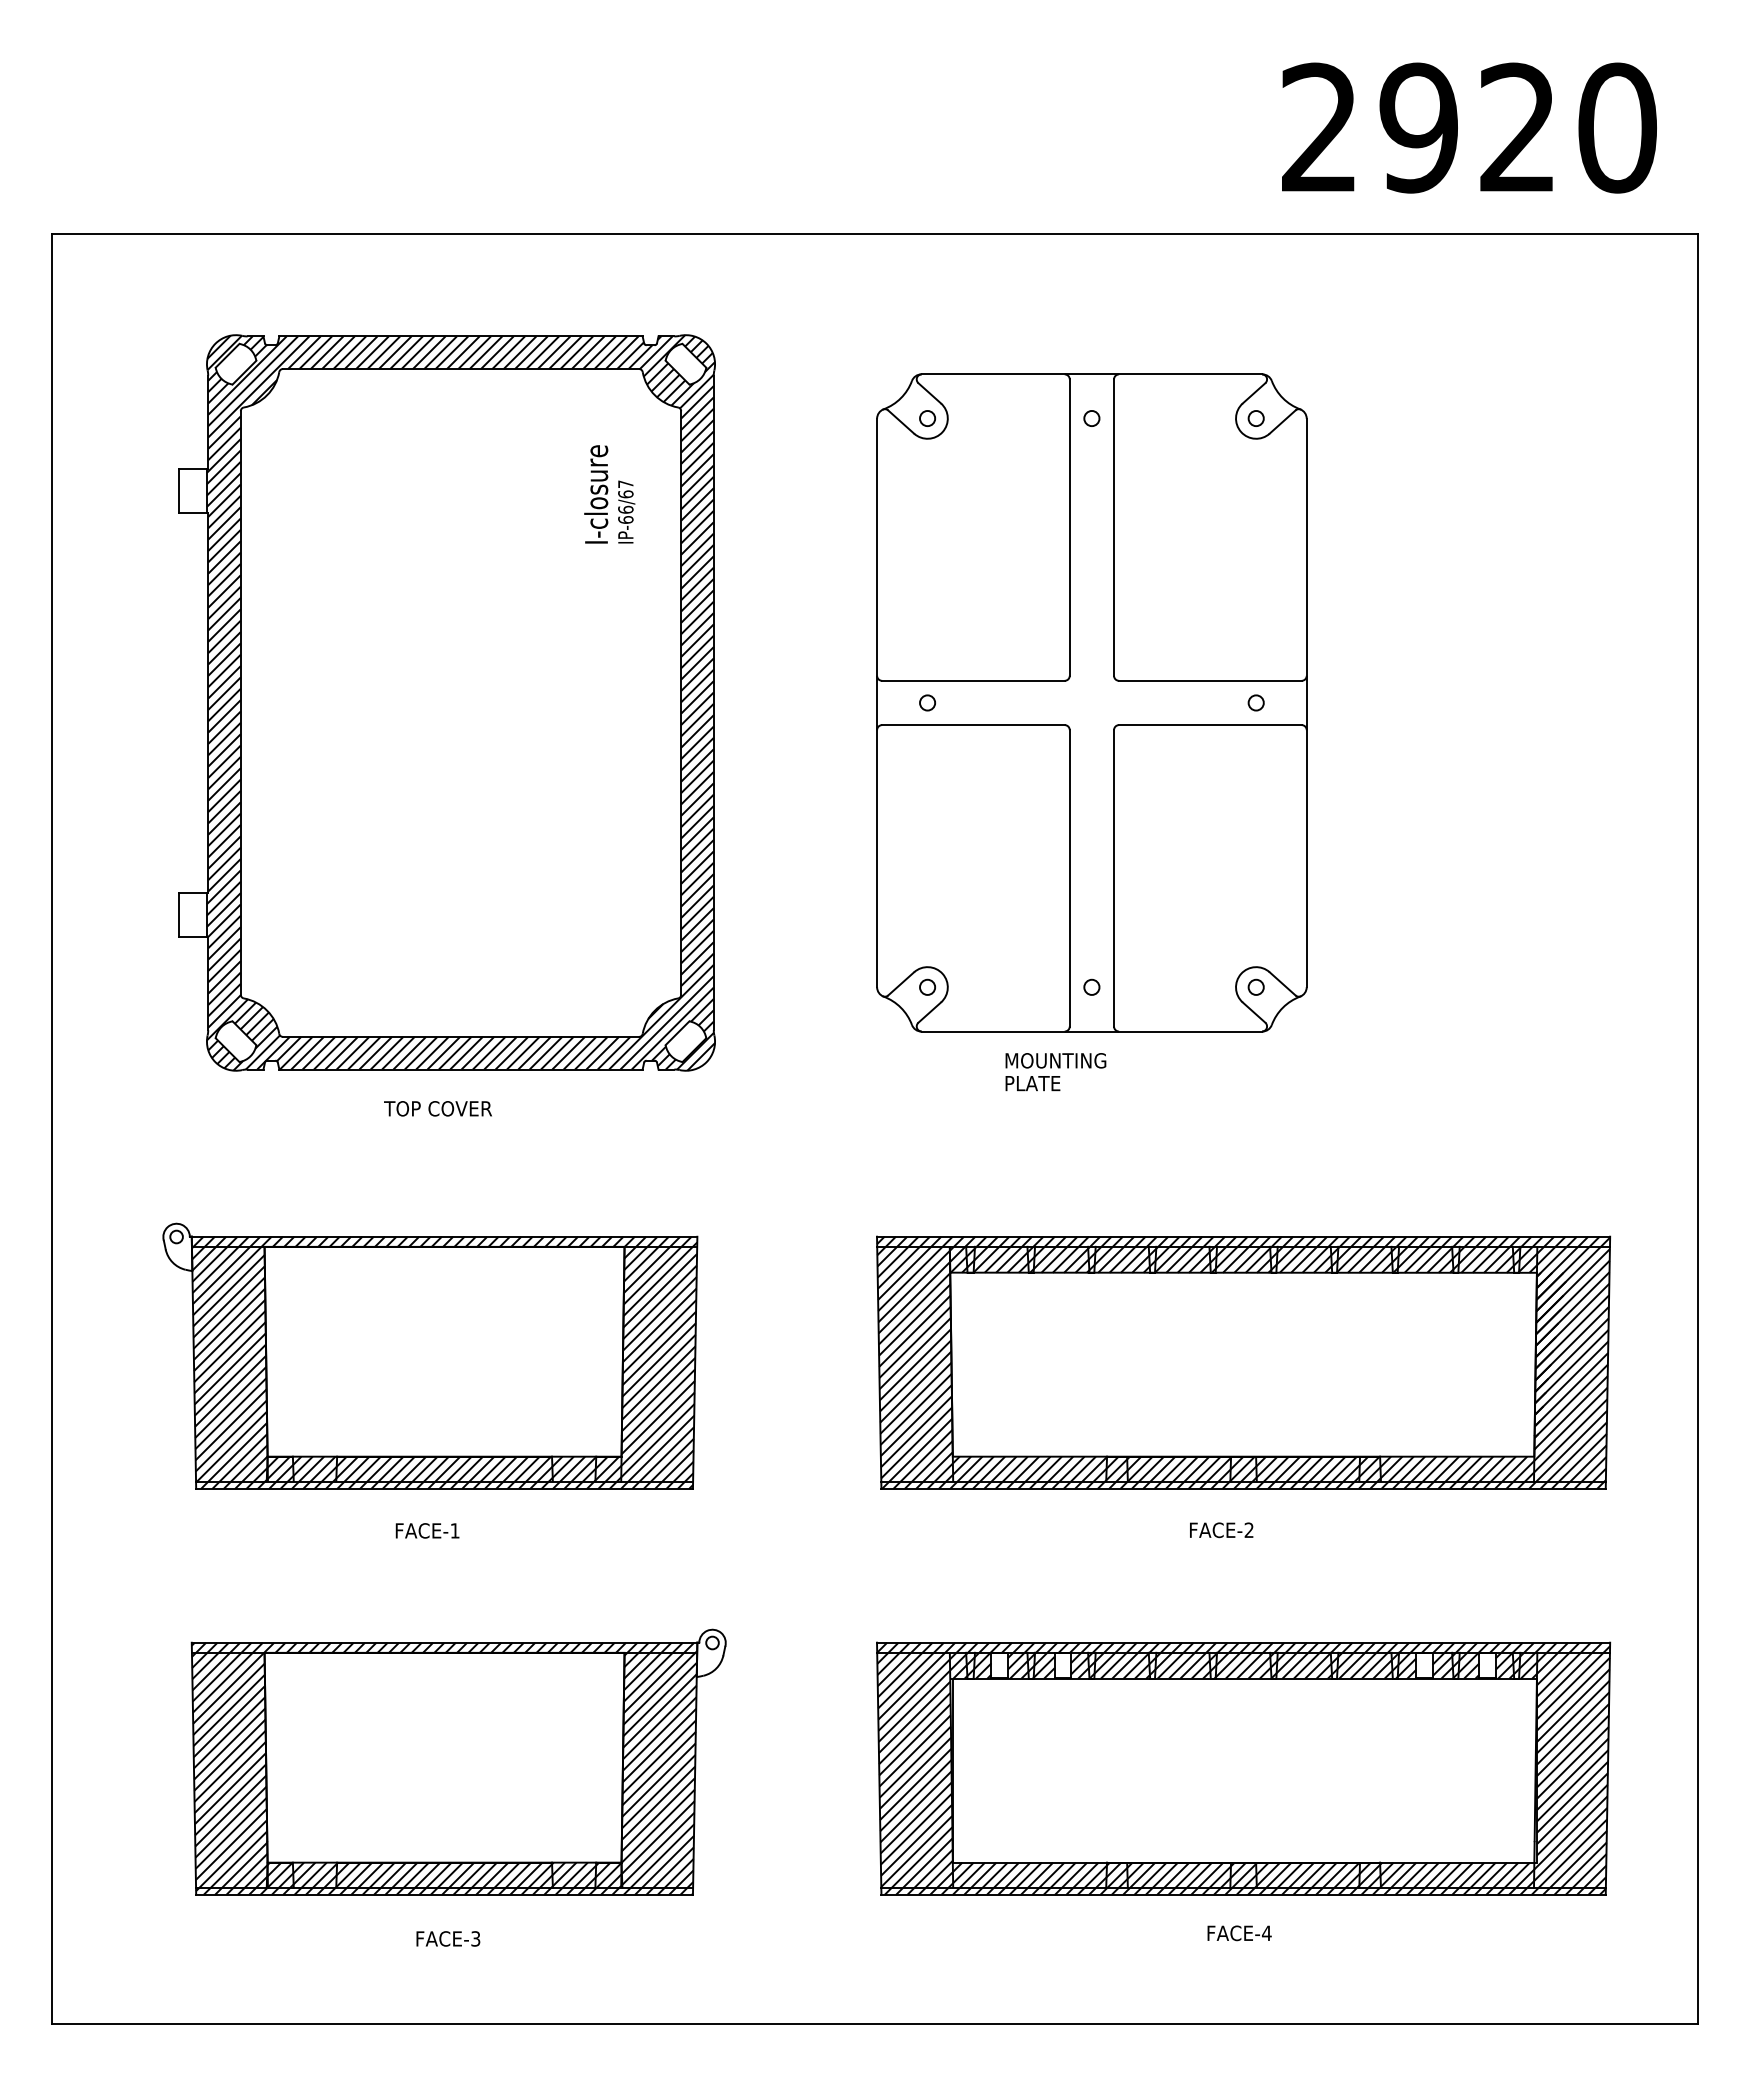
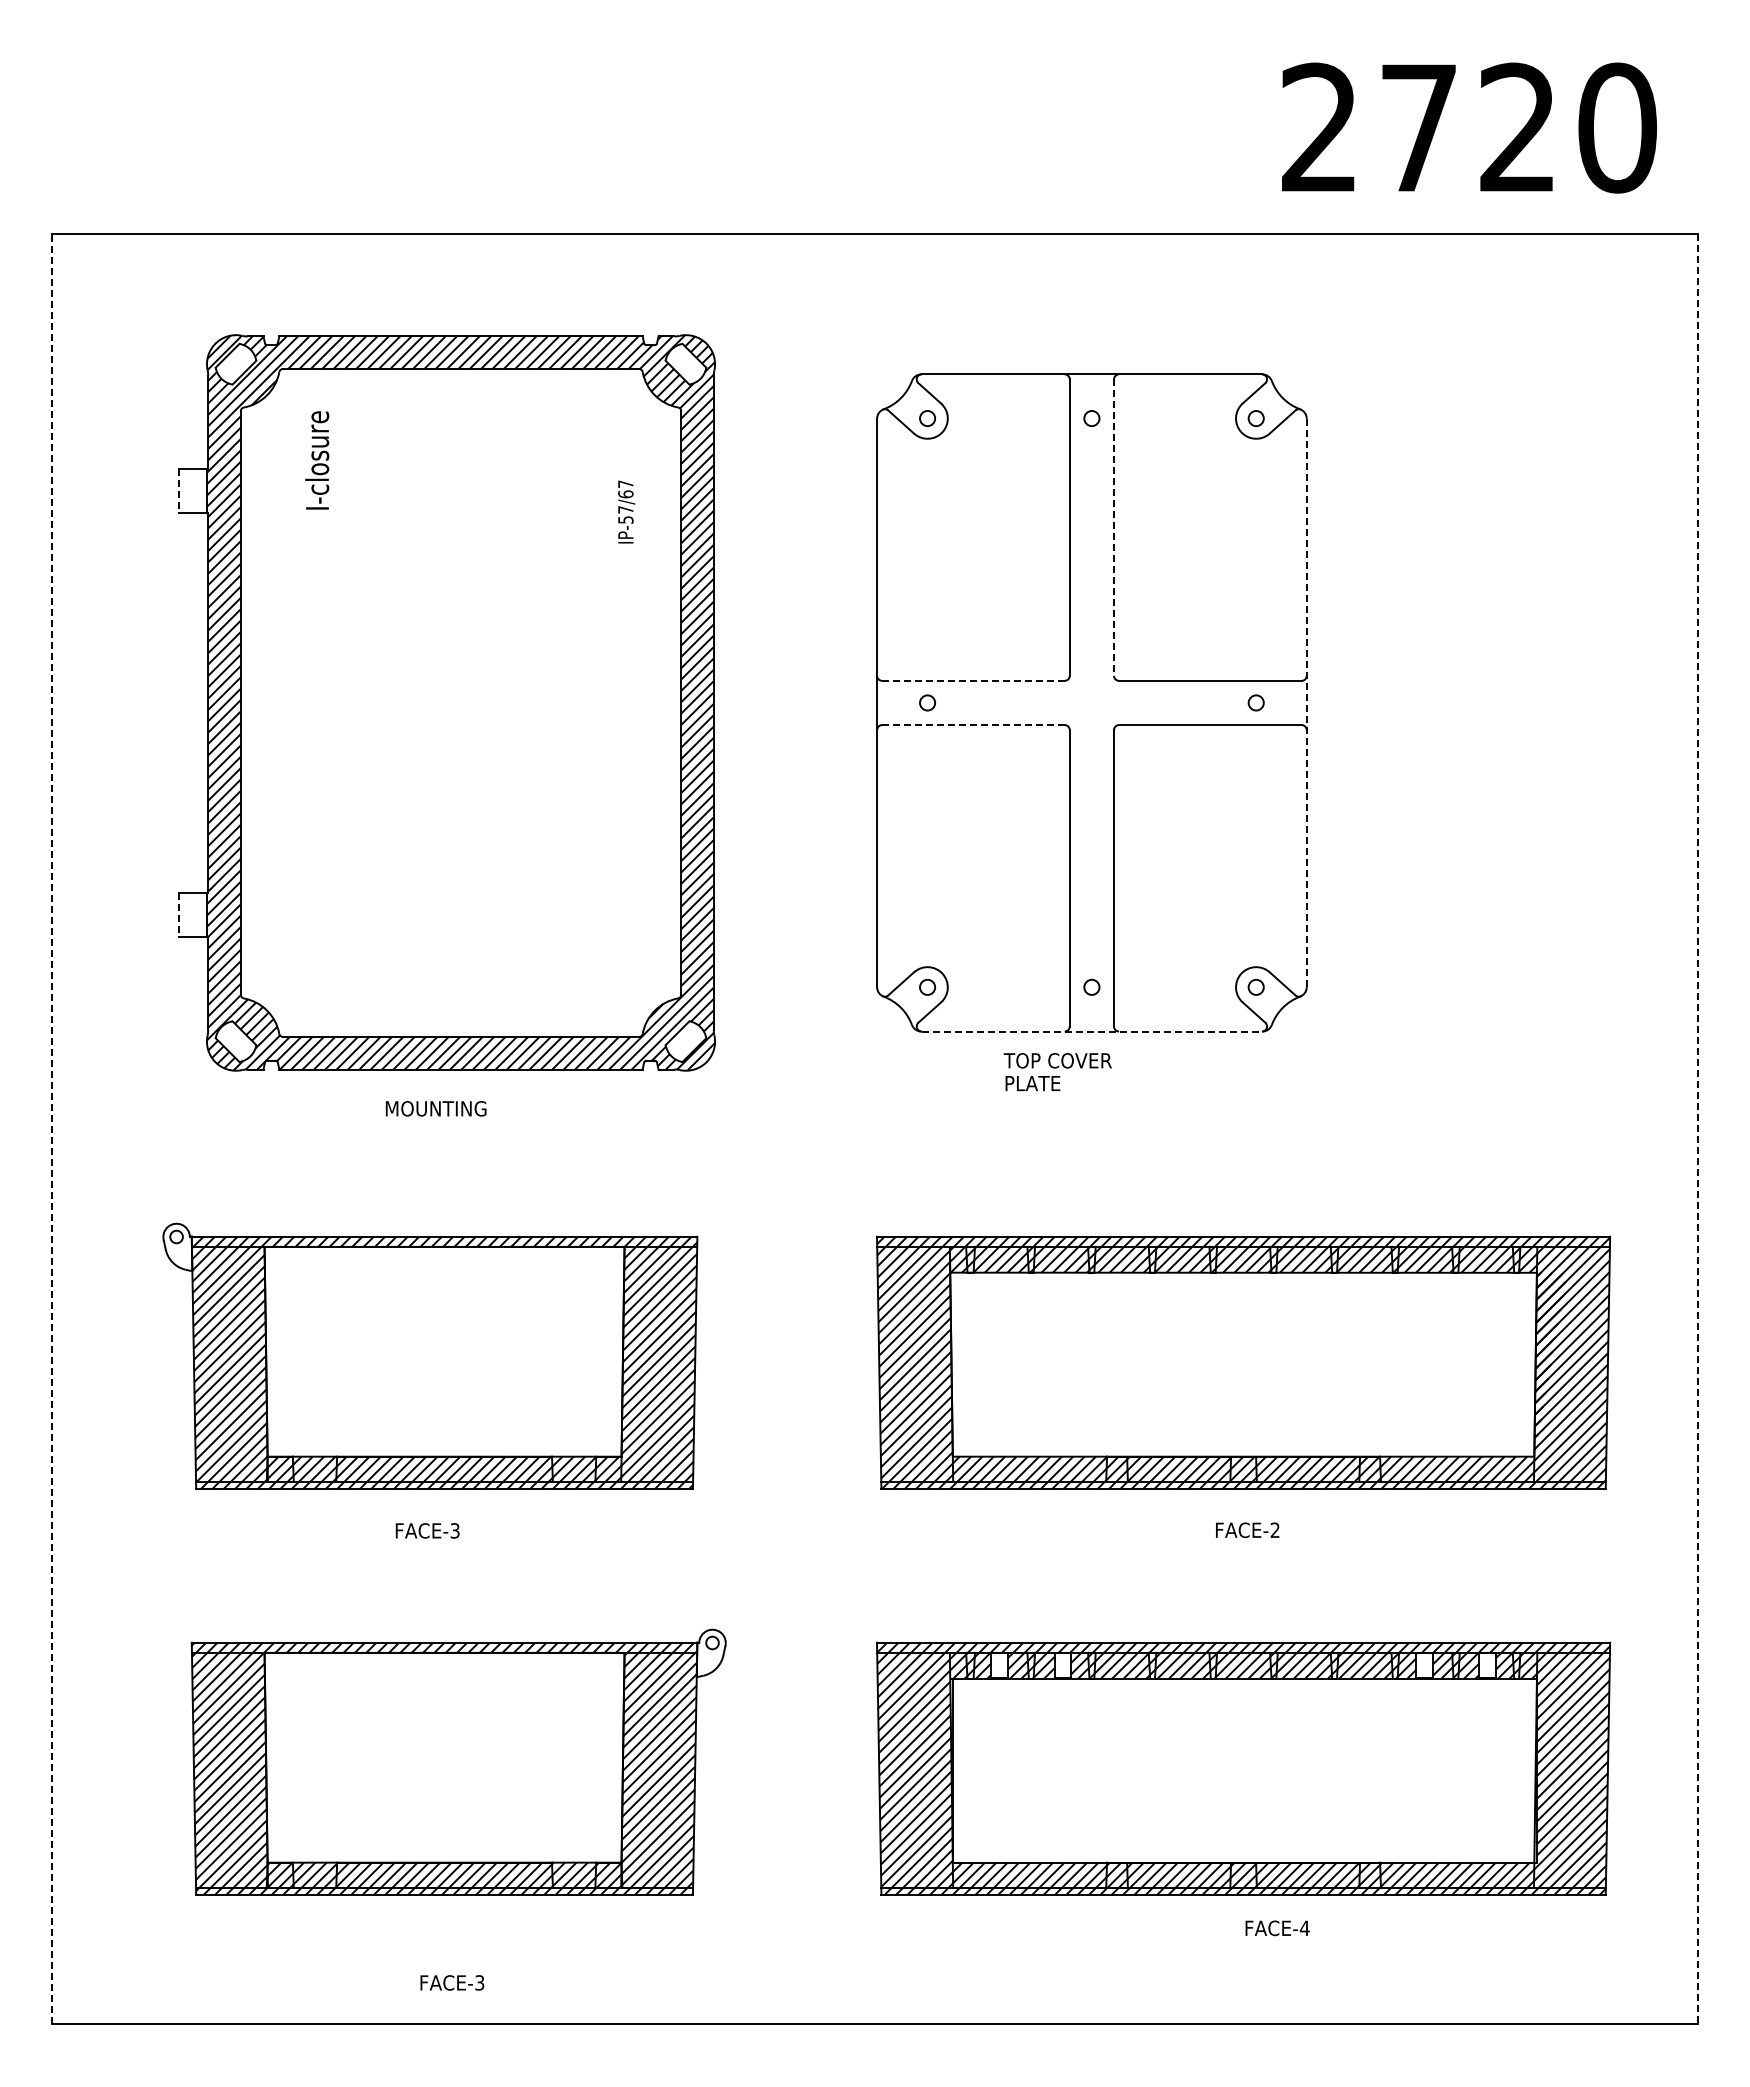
text: 2920 -> 2720 (1418, 127)
line: solid -> dashed (179, 491)
text position: (596, 494) -> (317, 460) (317, 460)
text: IP-66/67 -> IP-57/67 (625, 514)
line: solid -> dashed (1114, 528)
line: solid -> dashed (973, 680)
line: solid -> dashed (1306, 702)
line: solid -> dashed (973, 725)
line: solid -> dashed (179, 915)
line: solid -> dashed (1092, 1031)
text: MOUNTING -> TOP COVER (1057, 1060)
text: TOP COVER -> MOUNTING (437, 1108)
line: solid -> dashed (52, 1128)
line: solid -> dashed (1697, 1129)
text: FACE-1 -> FACE-3 (454, 1530)
text position: (1221, 1530) -> (1247, 1530) (1247, 1530)
text position: (1239, 1933) -> (1277, 1928) (1277, 1928)
text position: (448, 1938) -> (452, 1982) (452, 1982)
